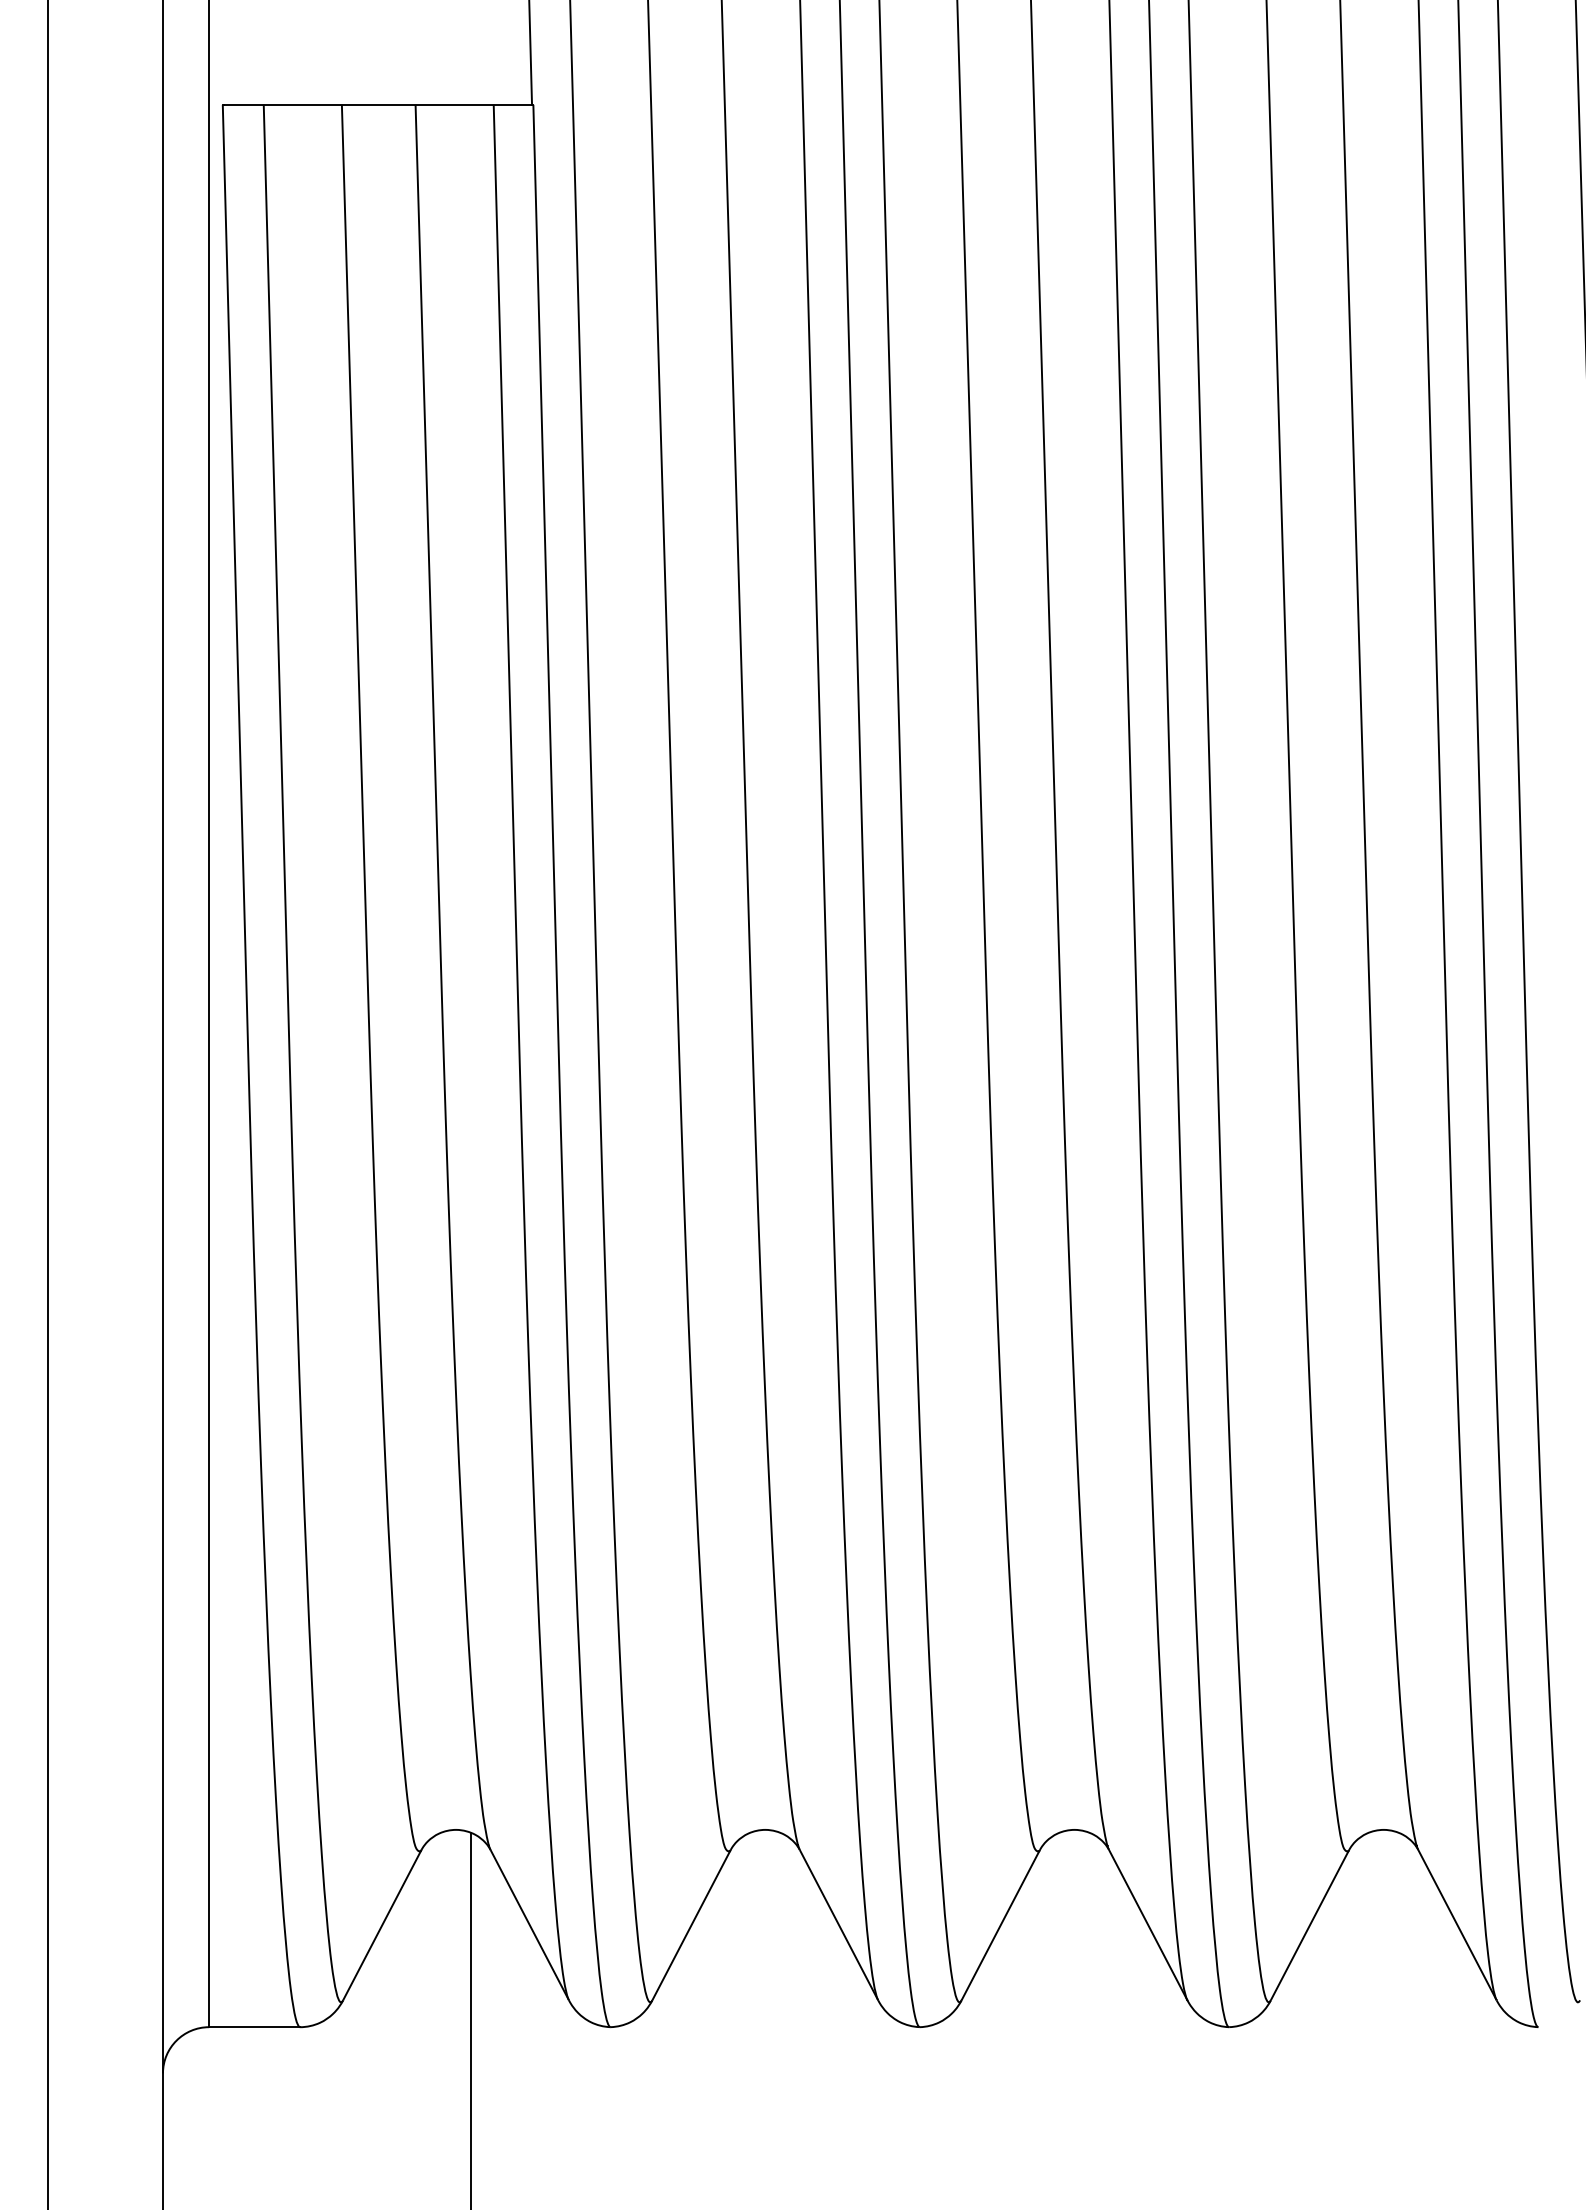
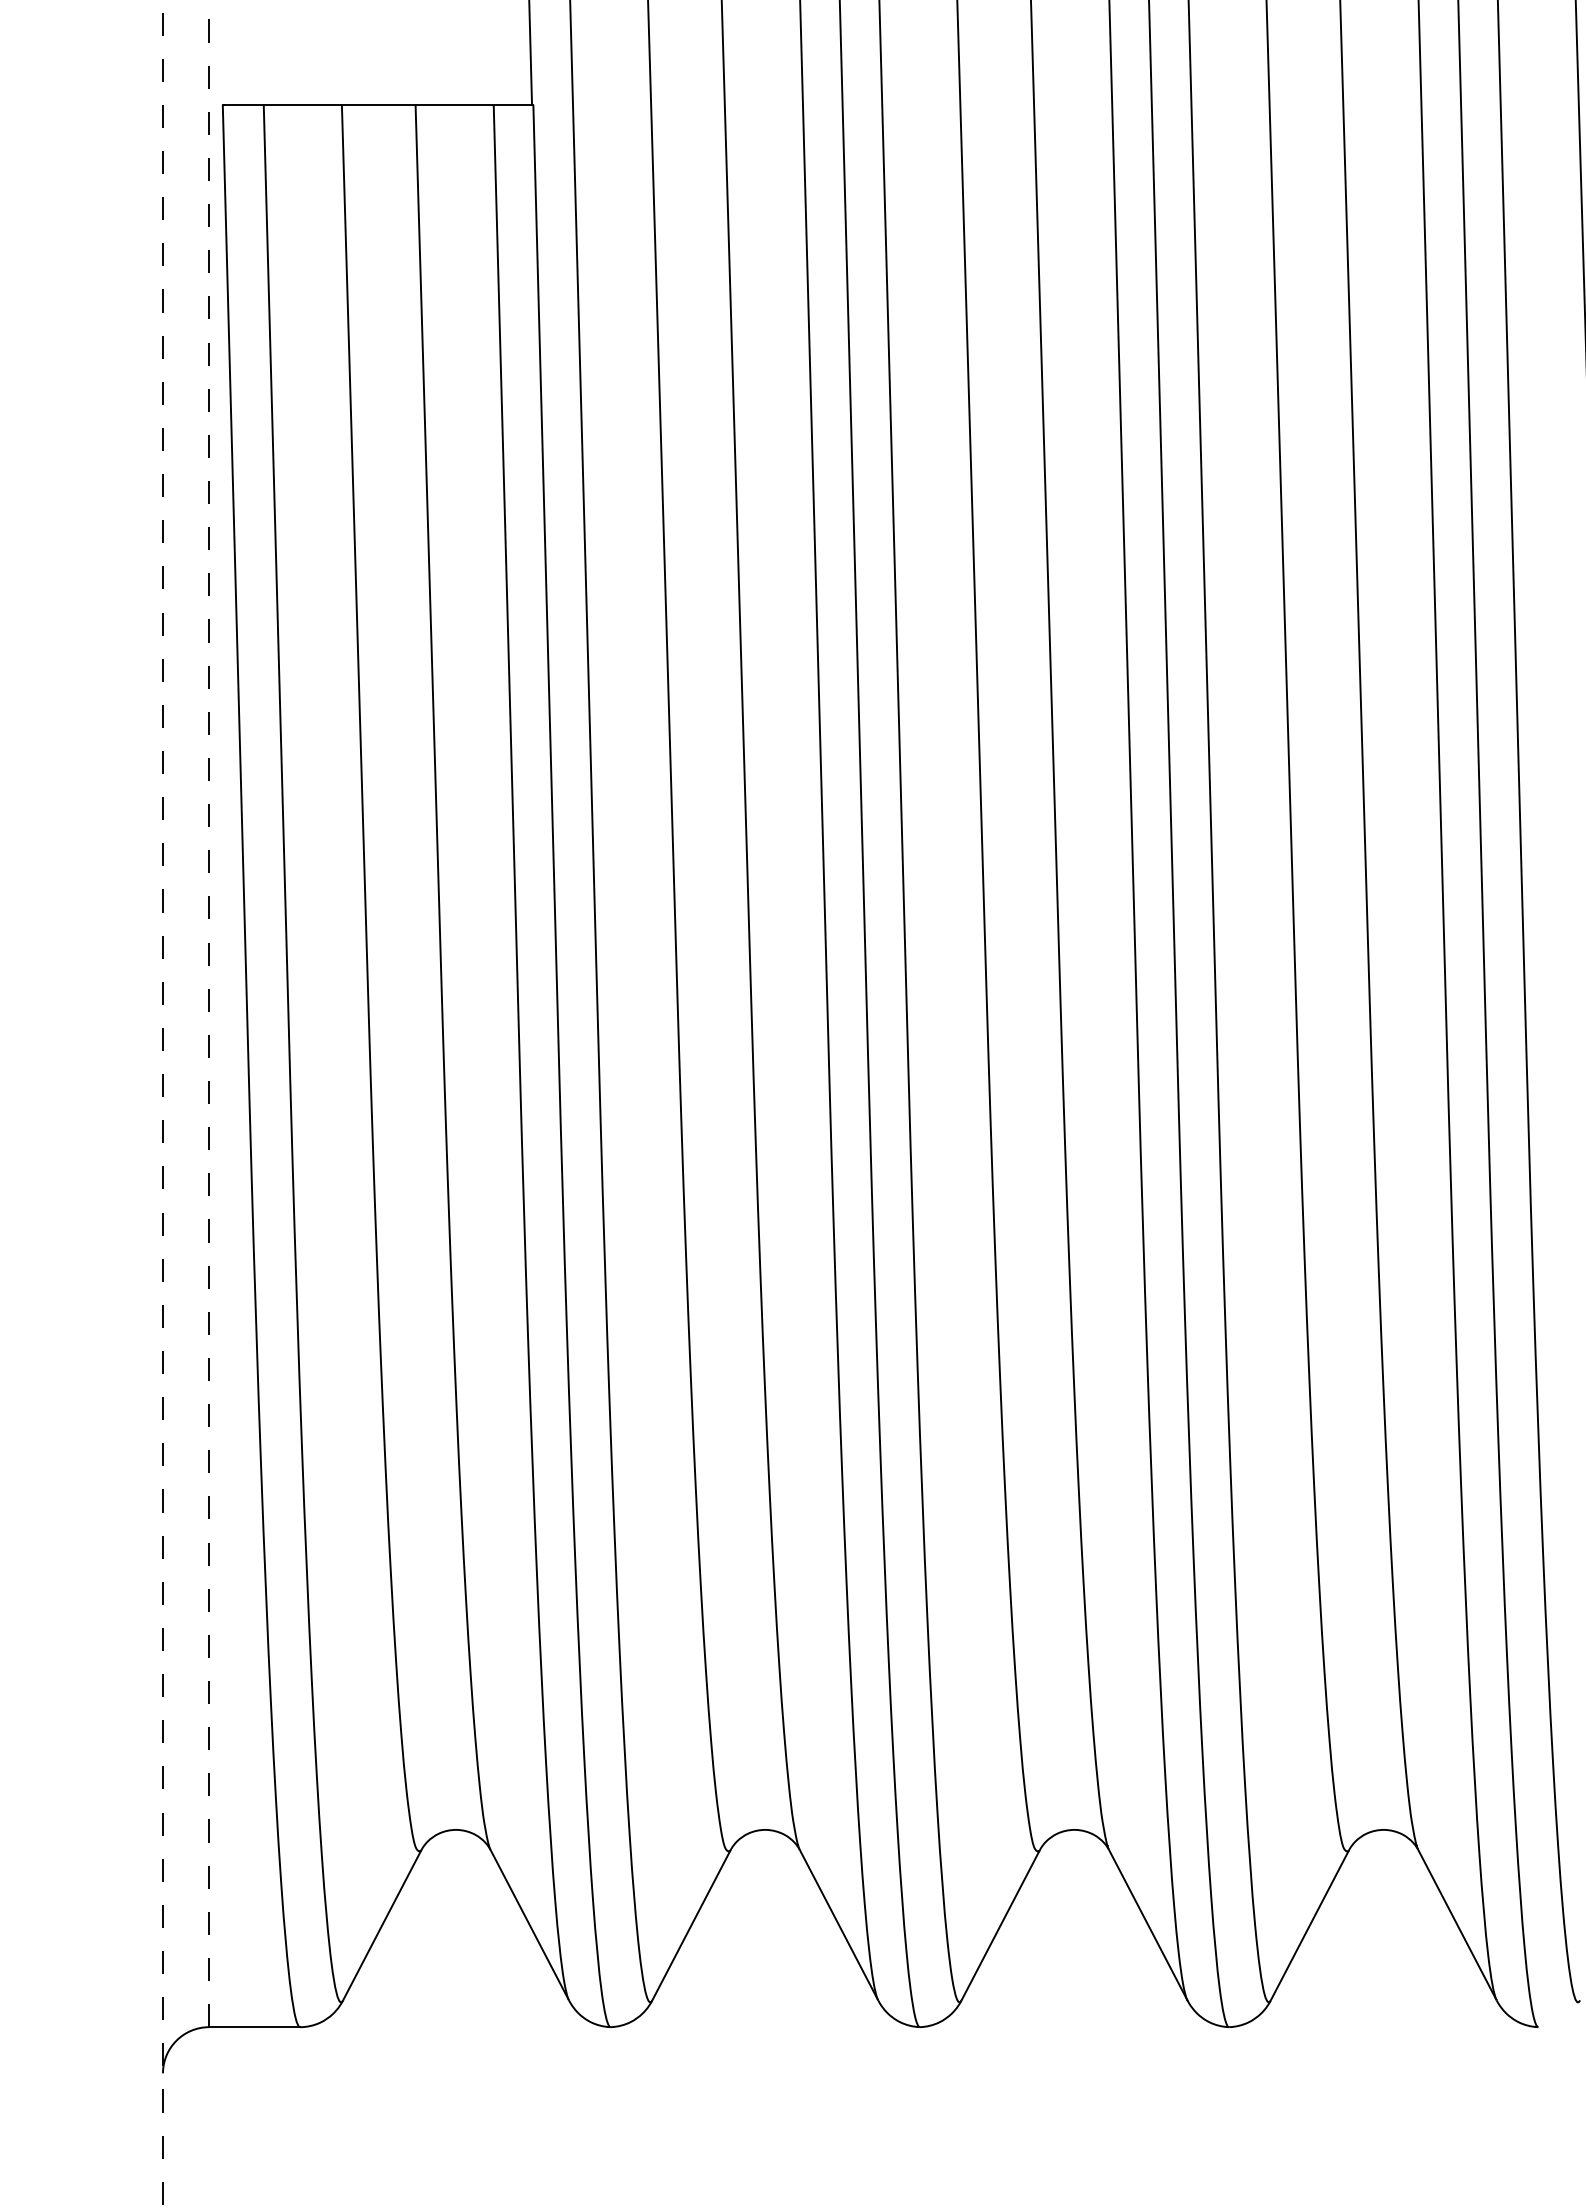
line: solid -> dashed (209, 1013)
line: present -> none (47, 1104)
line: solid -> dashed (162, 1104)
line: present -> none (470, 2019)
